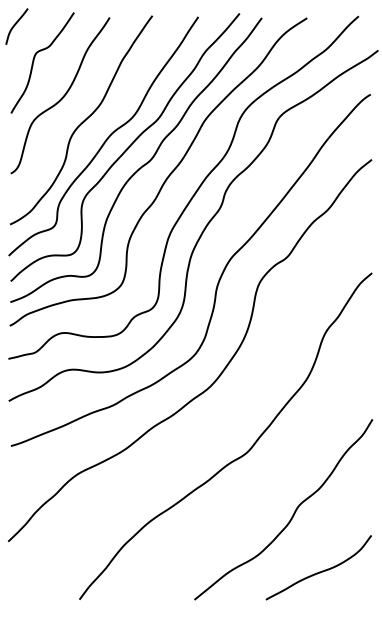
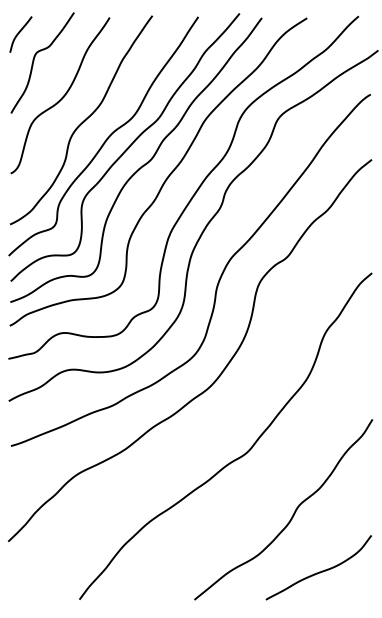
curve position: (15, 25) -> (19, 33) (19, 33)
